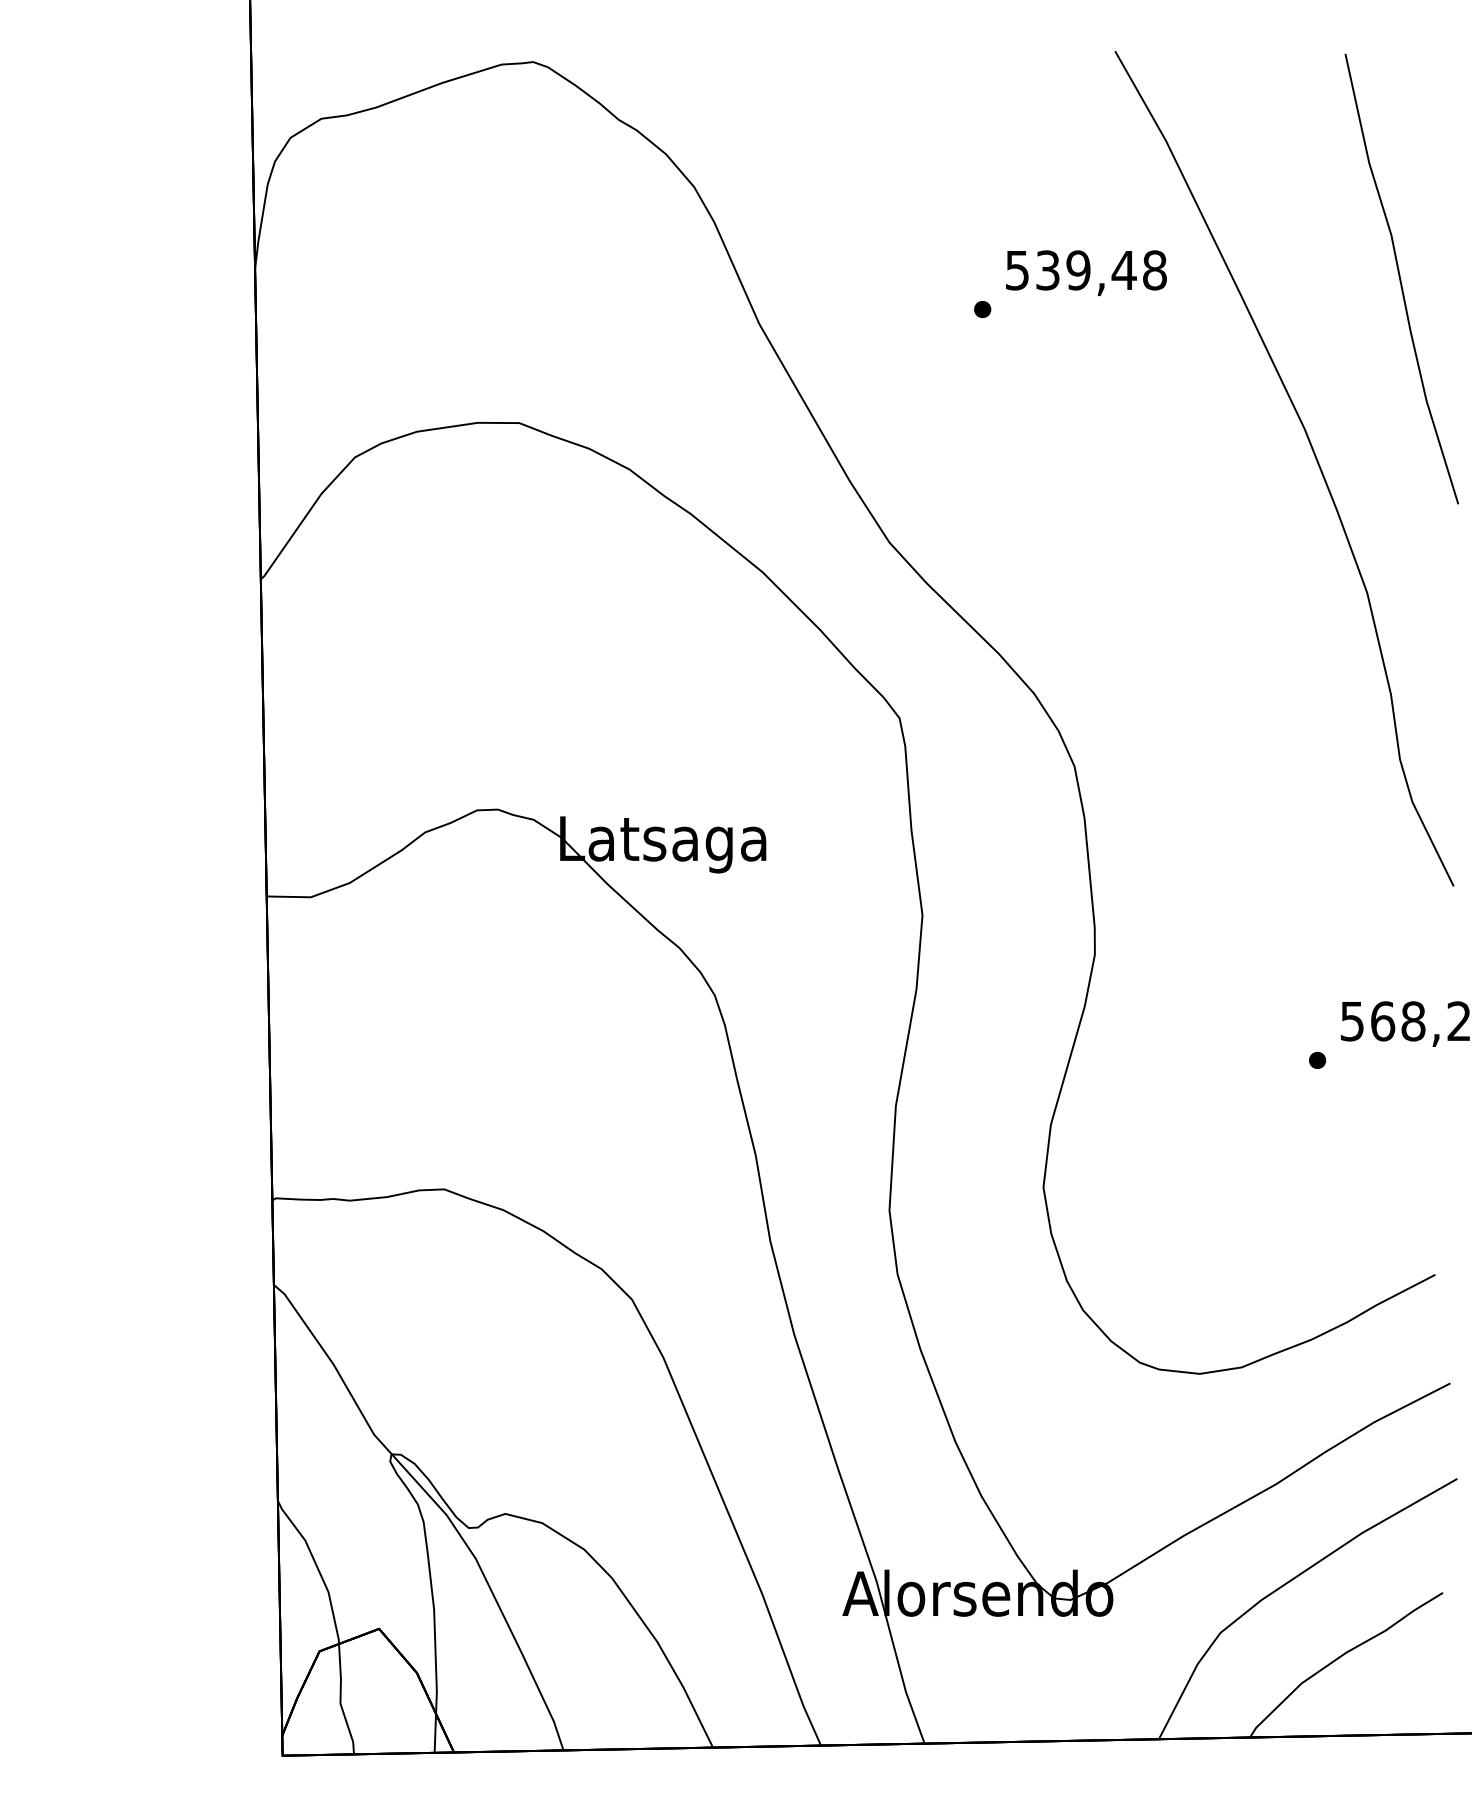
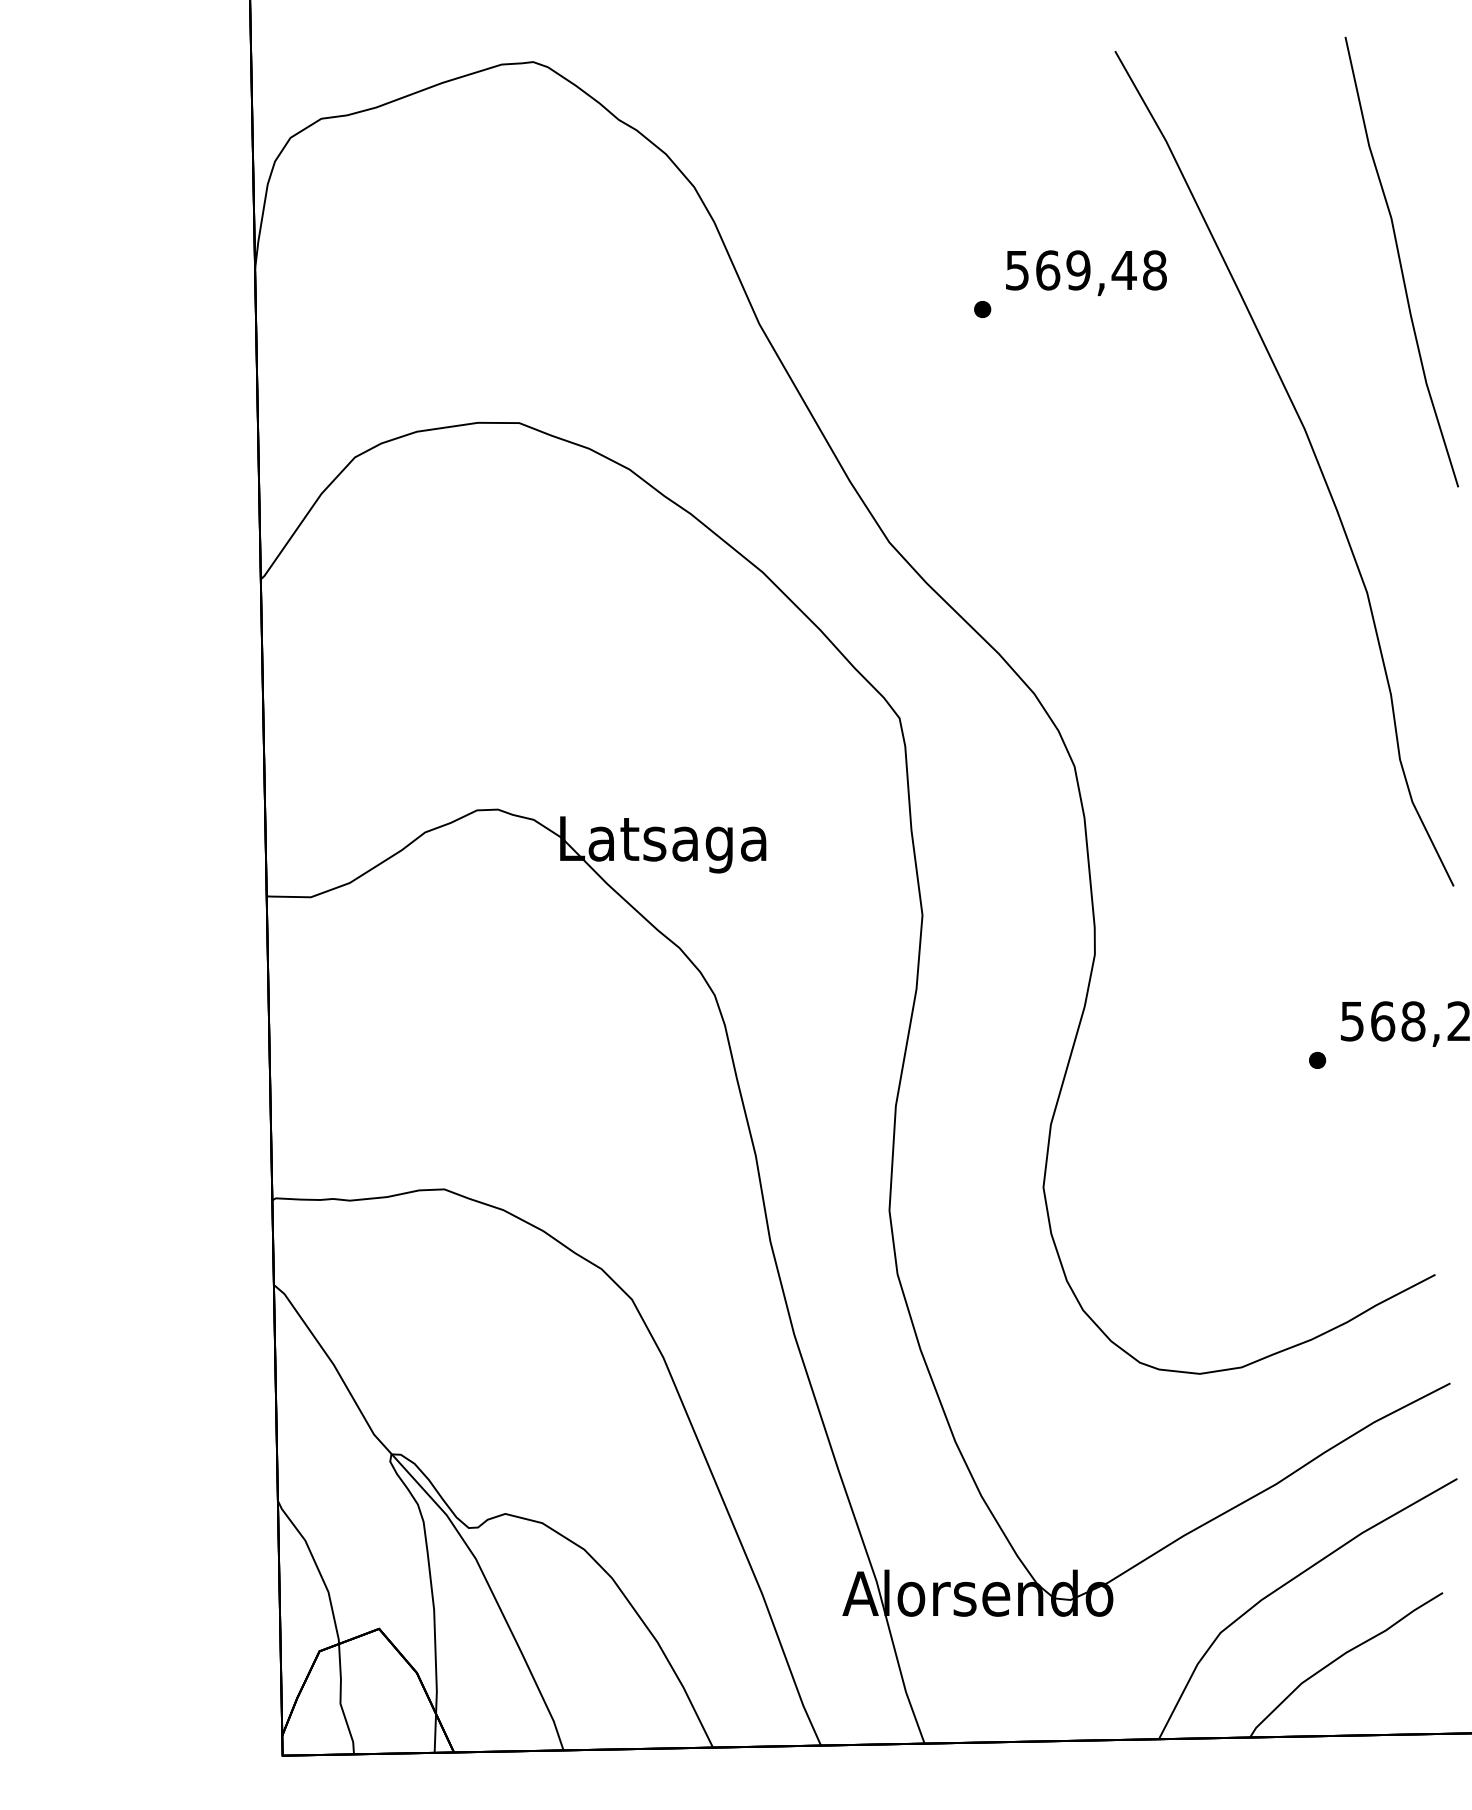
text: 539,48 -> 569,48 (1048, 270)
curve position: (1400, 278) -> (1400, 261) (1400, 261)
